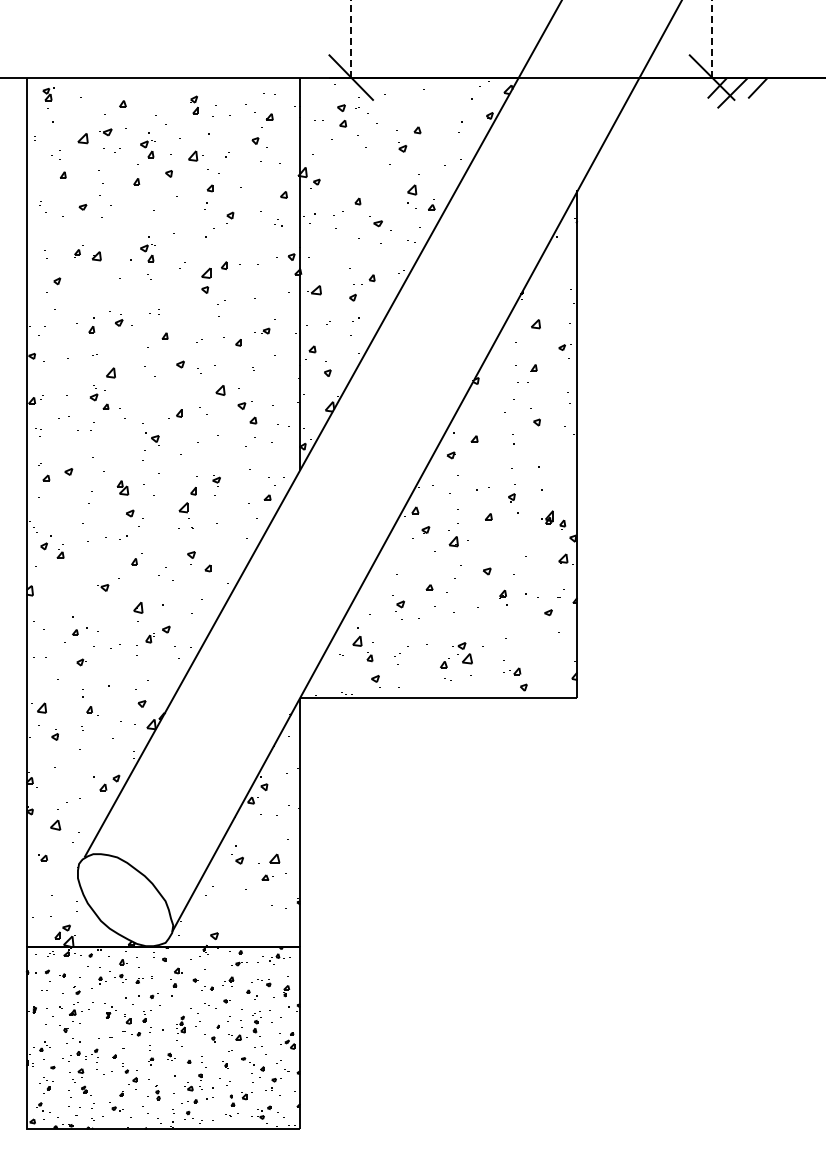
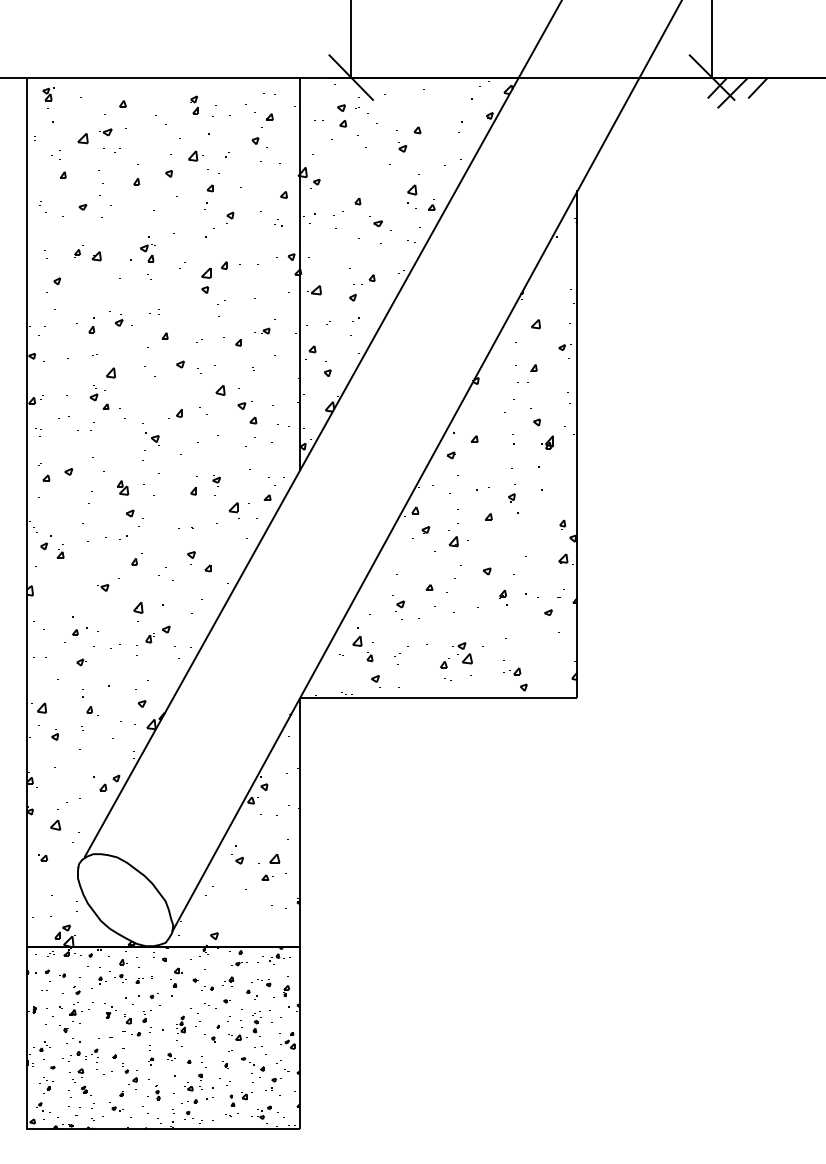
line: dashed -> solid (350, 38)
line: dashed -> solid (712, 38)
part: present -> none (147, 145)
part position: (183, 510) -> (233, 510) (233, 510)
part position: (547, 517) -> (547, 442) (547, 442)
